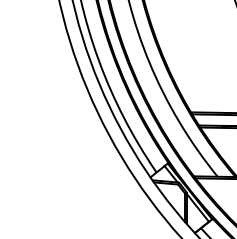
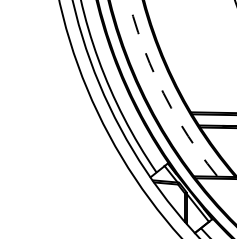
arc: solid -> dashed (163, 93)
